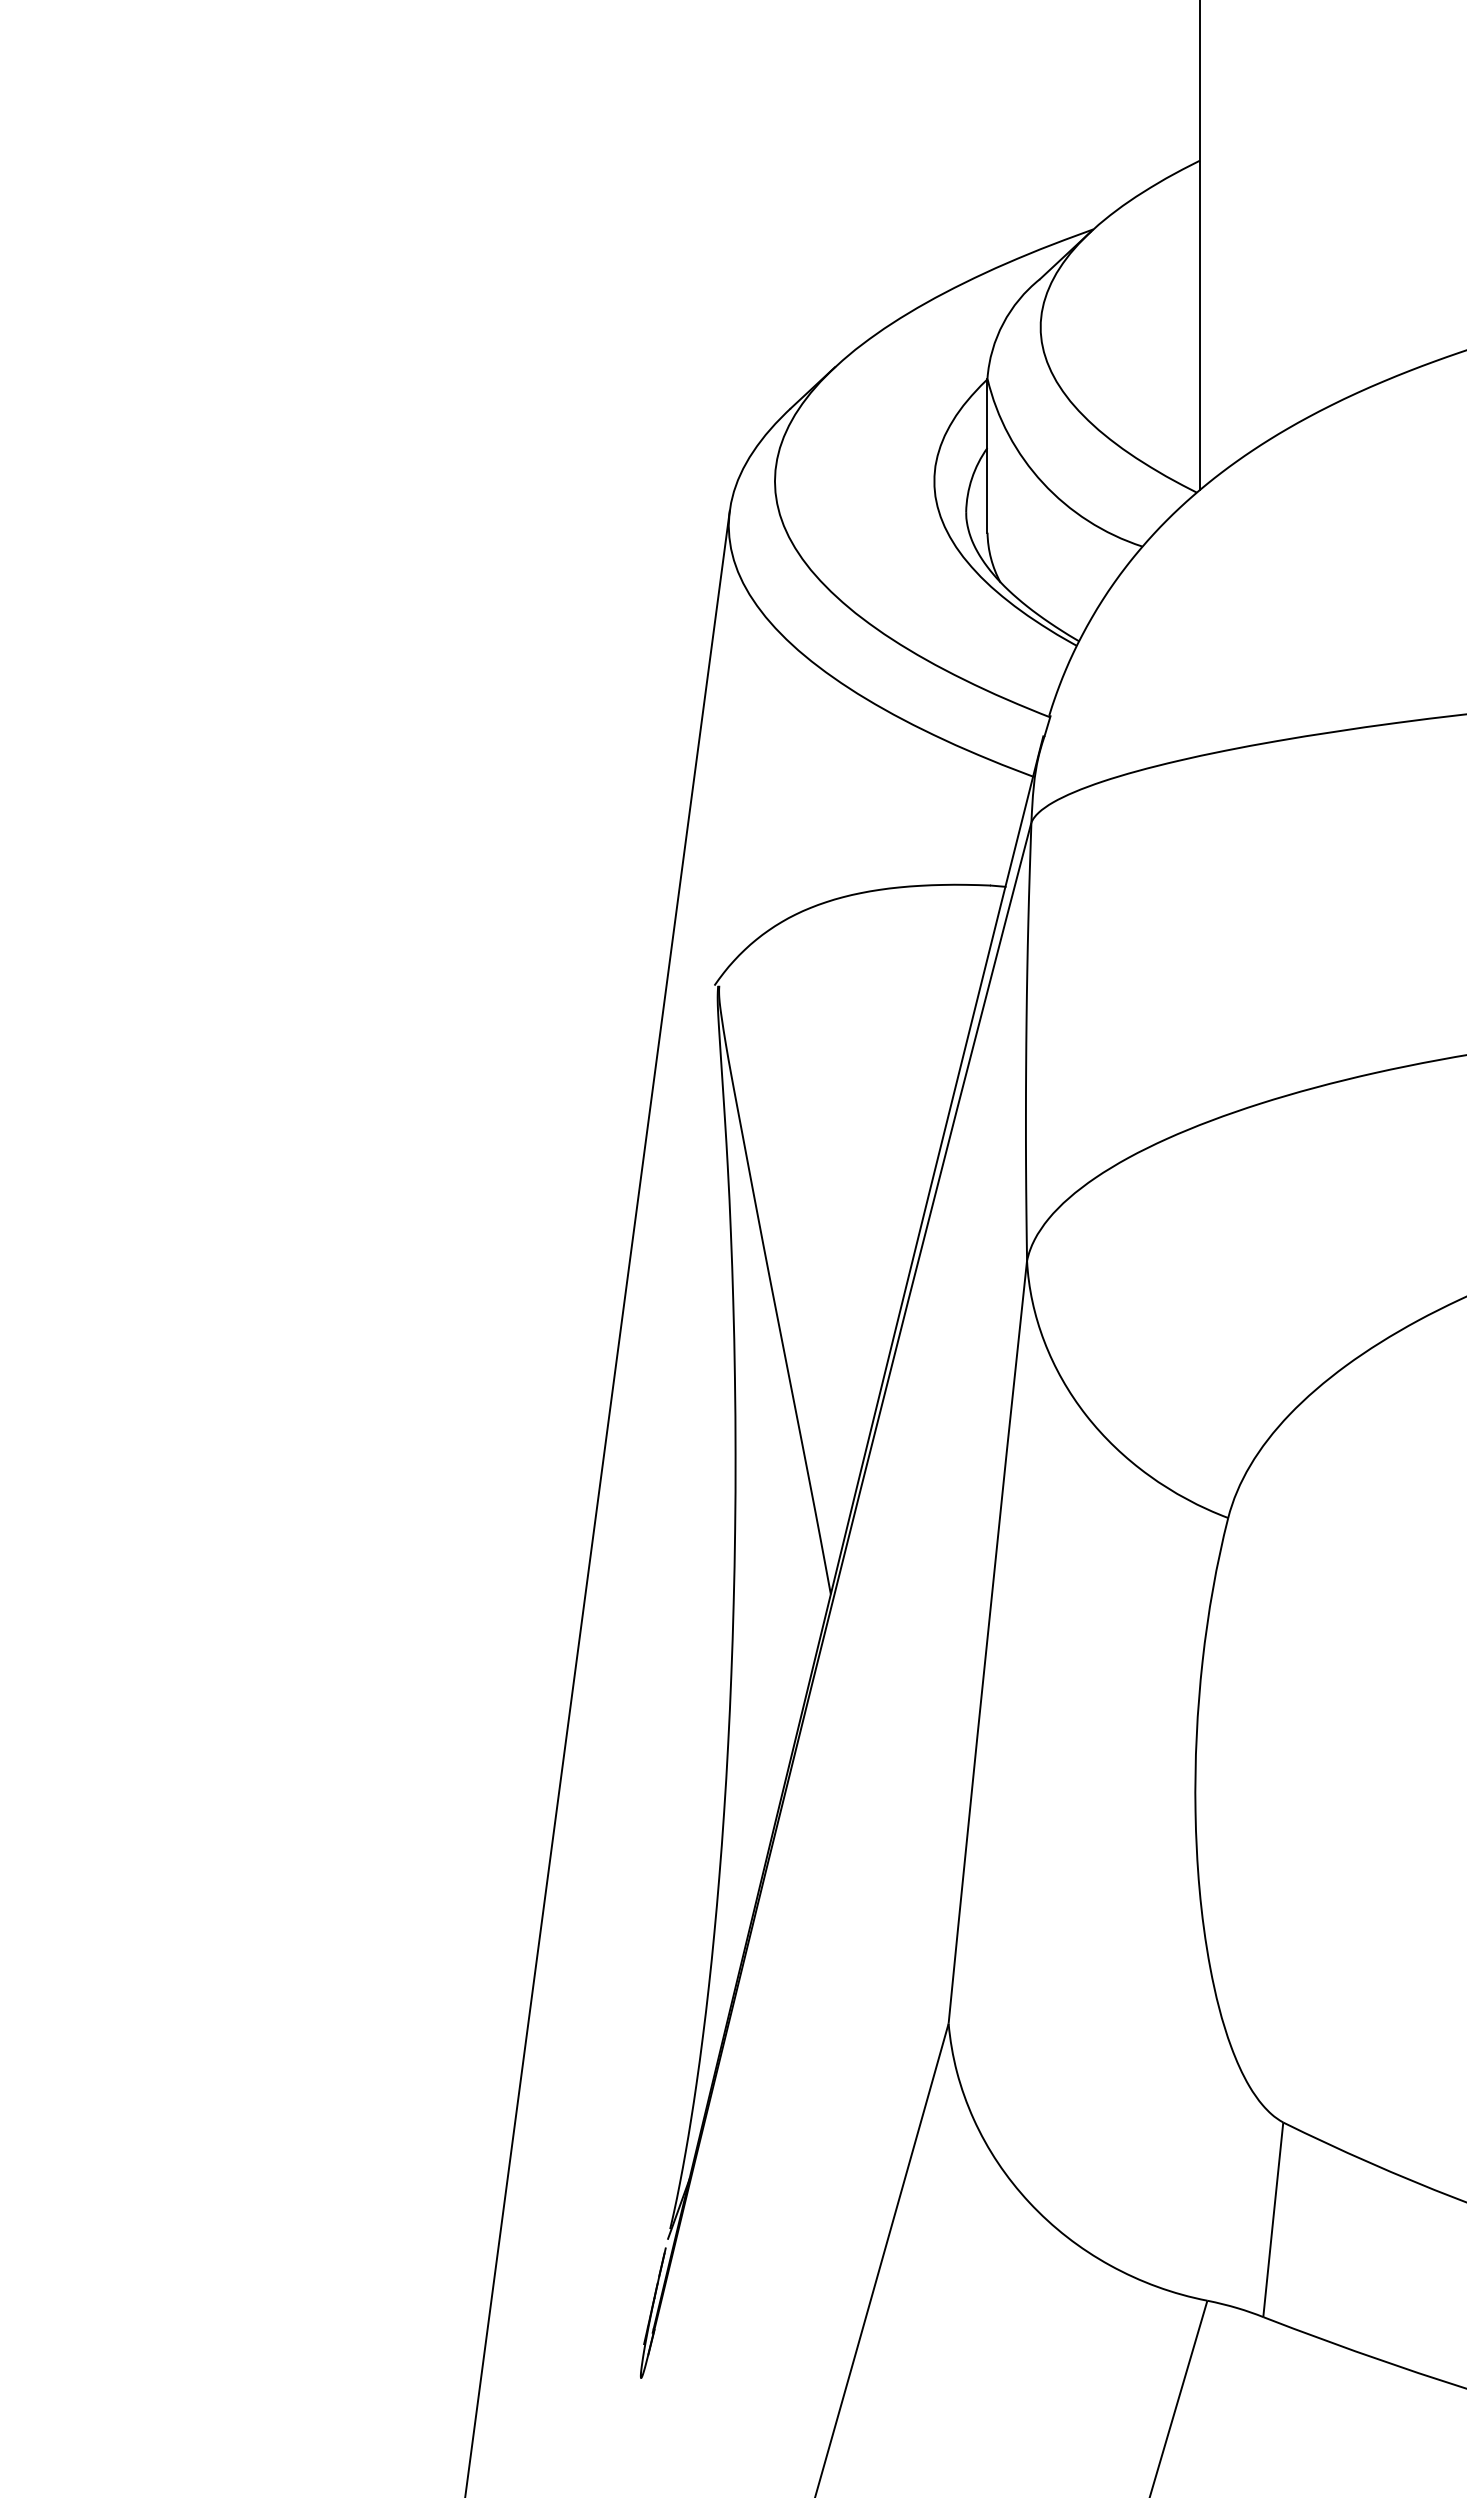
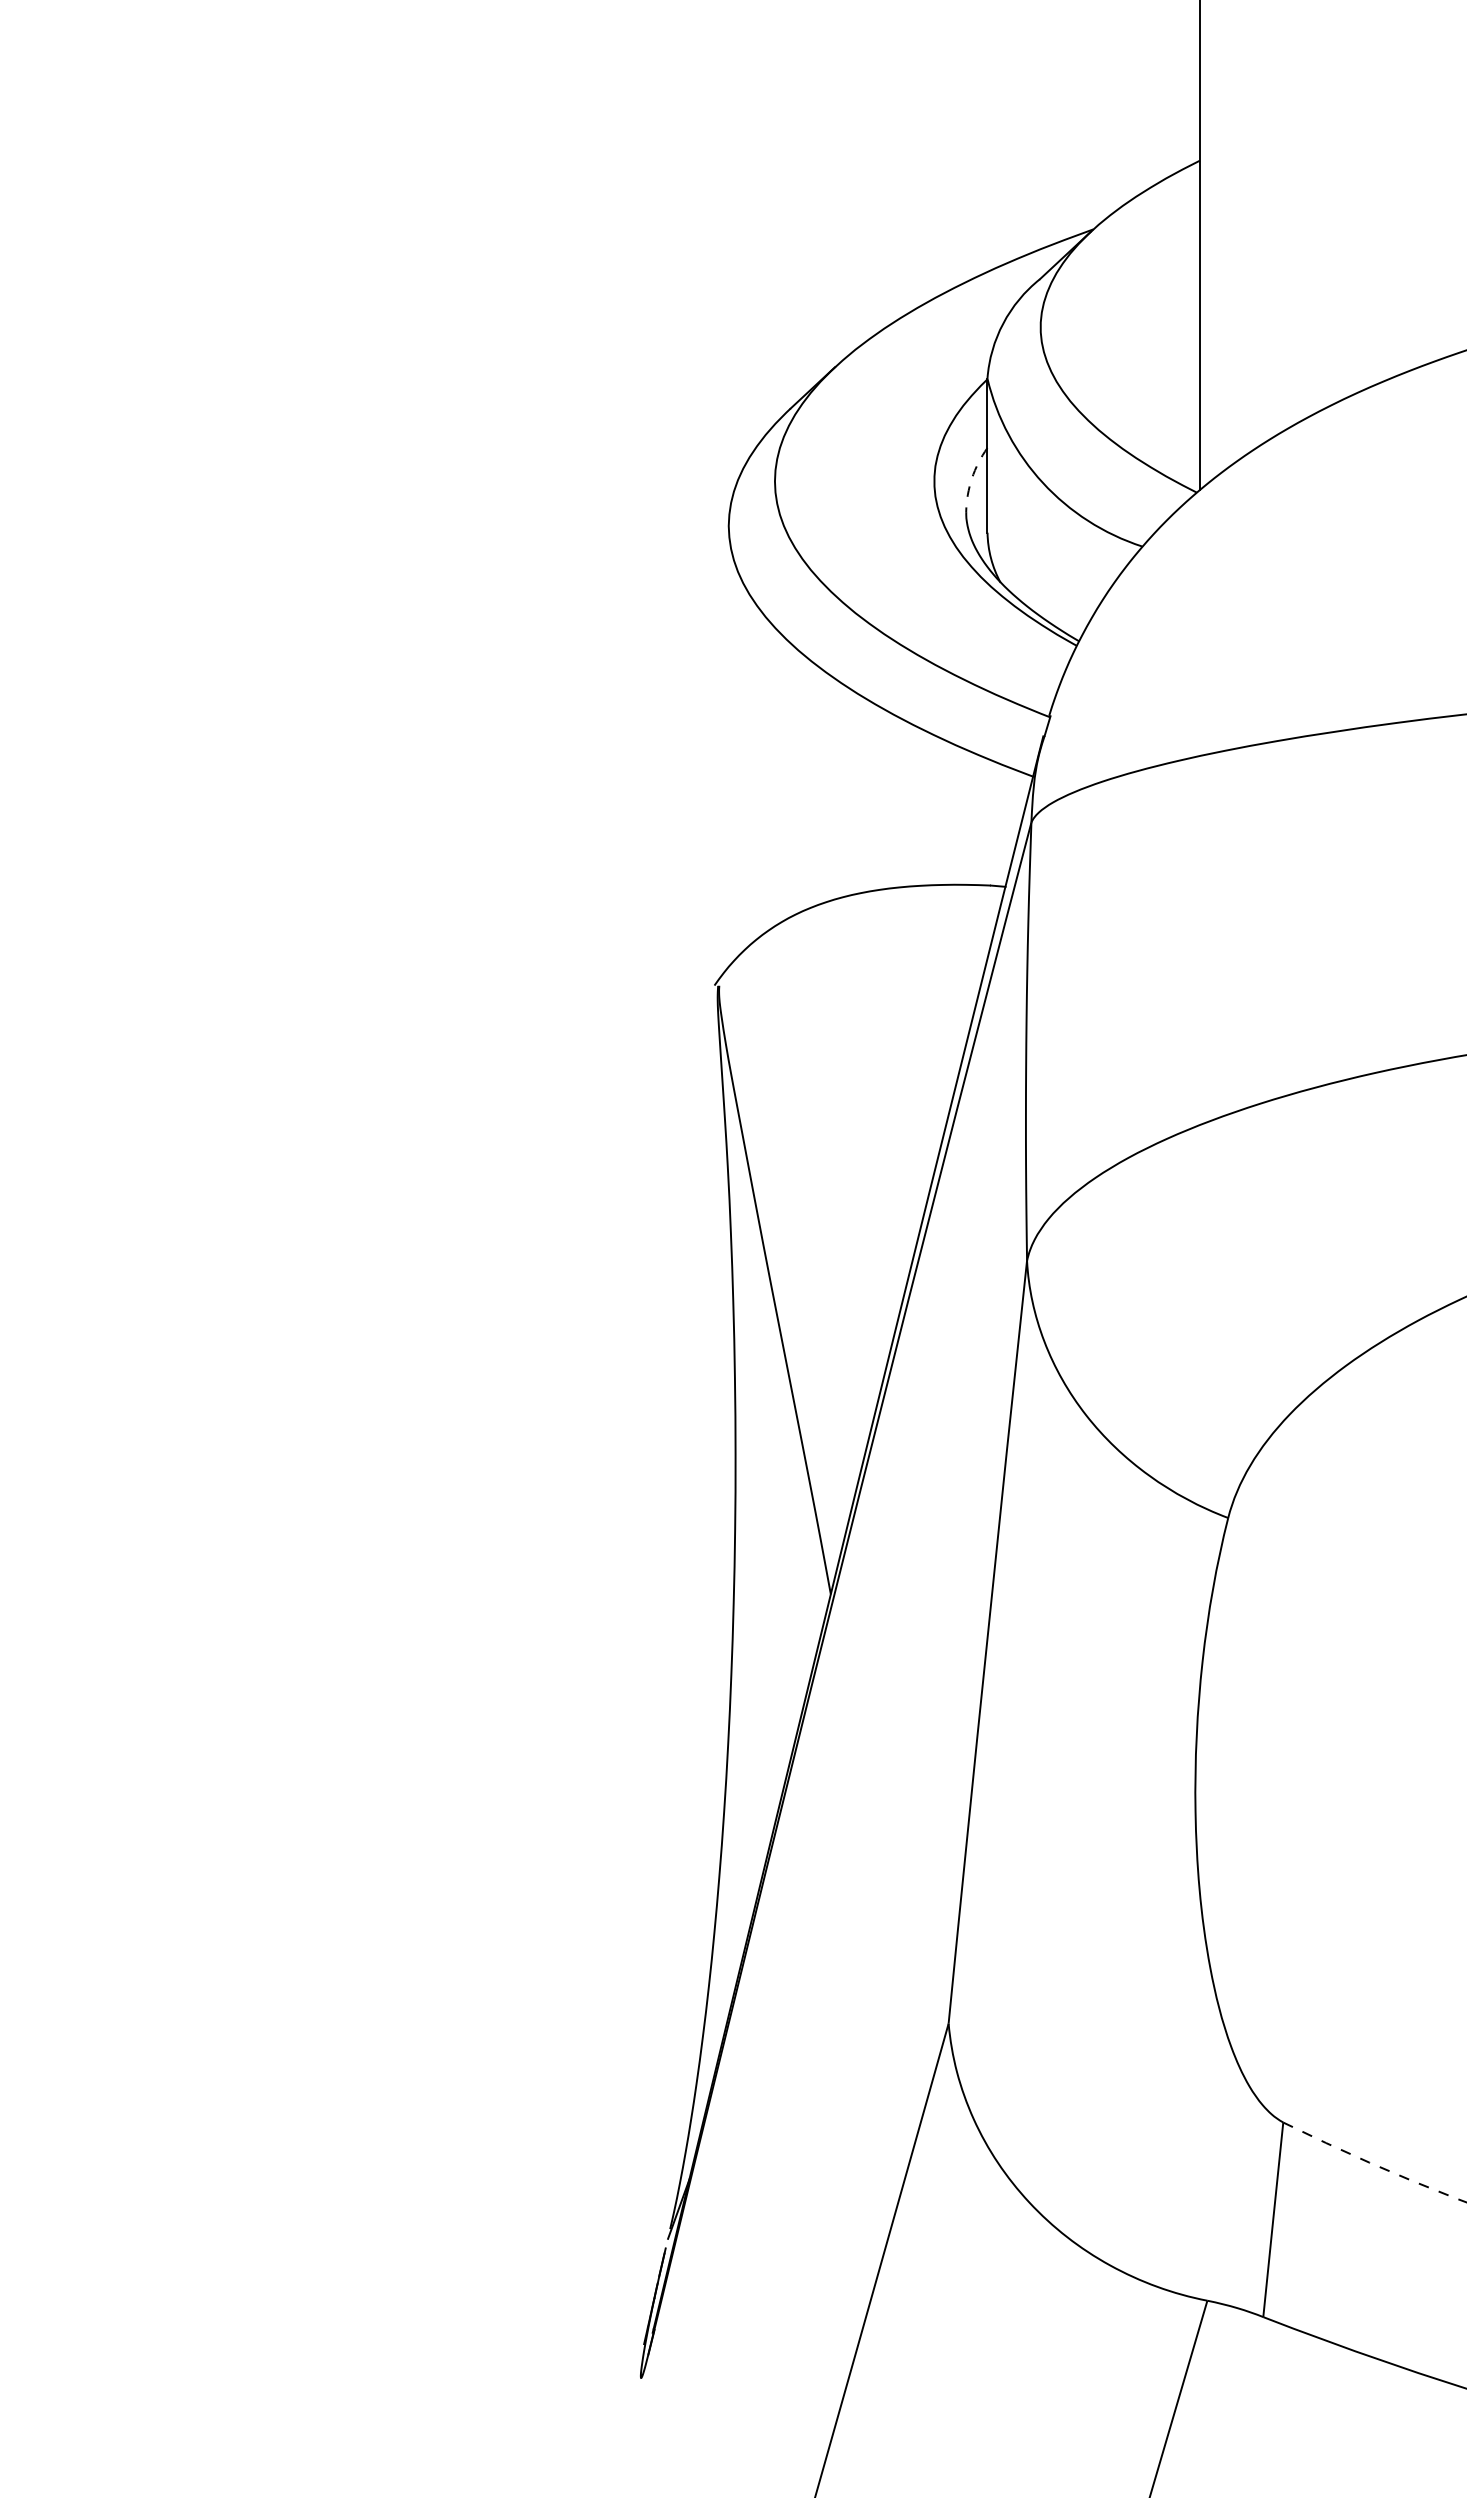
arc: solid -> dashed (971, 478)
line: present -> none (597, 1502)
arc: solid -> dashed (1374, 2164)
